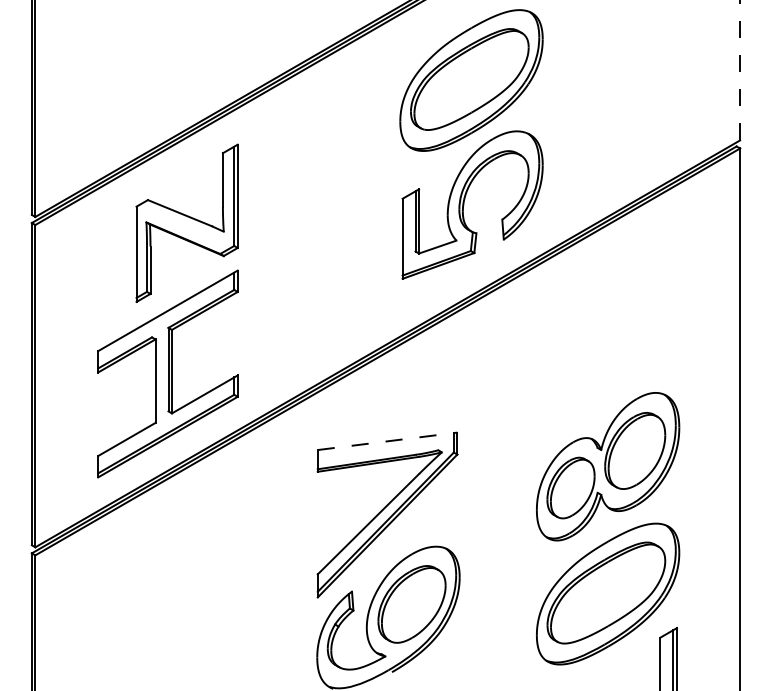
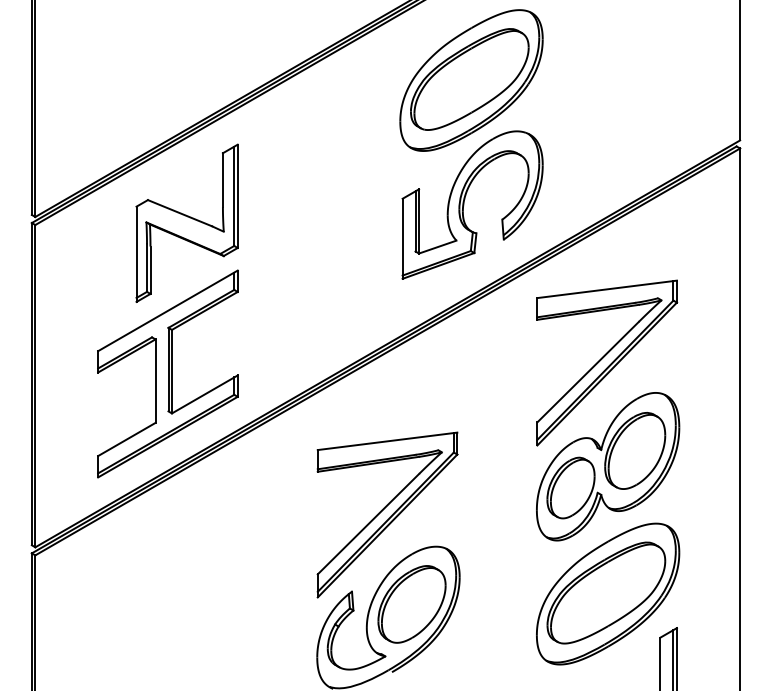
line: dashed -> solid (740, 70)
part: none -> present (607, 362)
line: dashed -> solid (388, 441)
